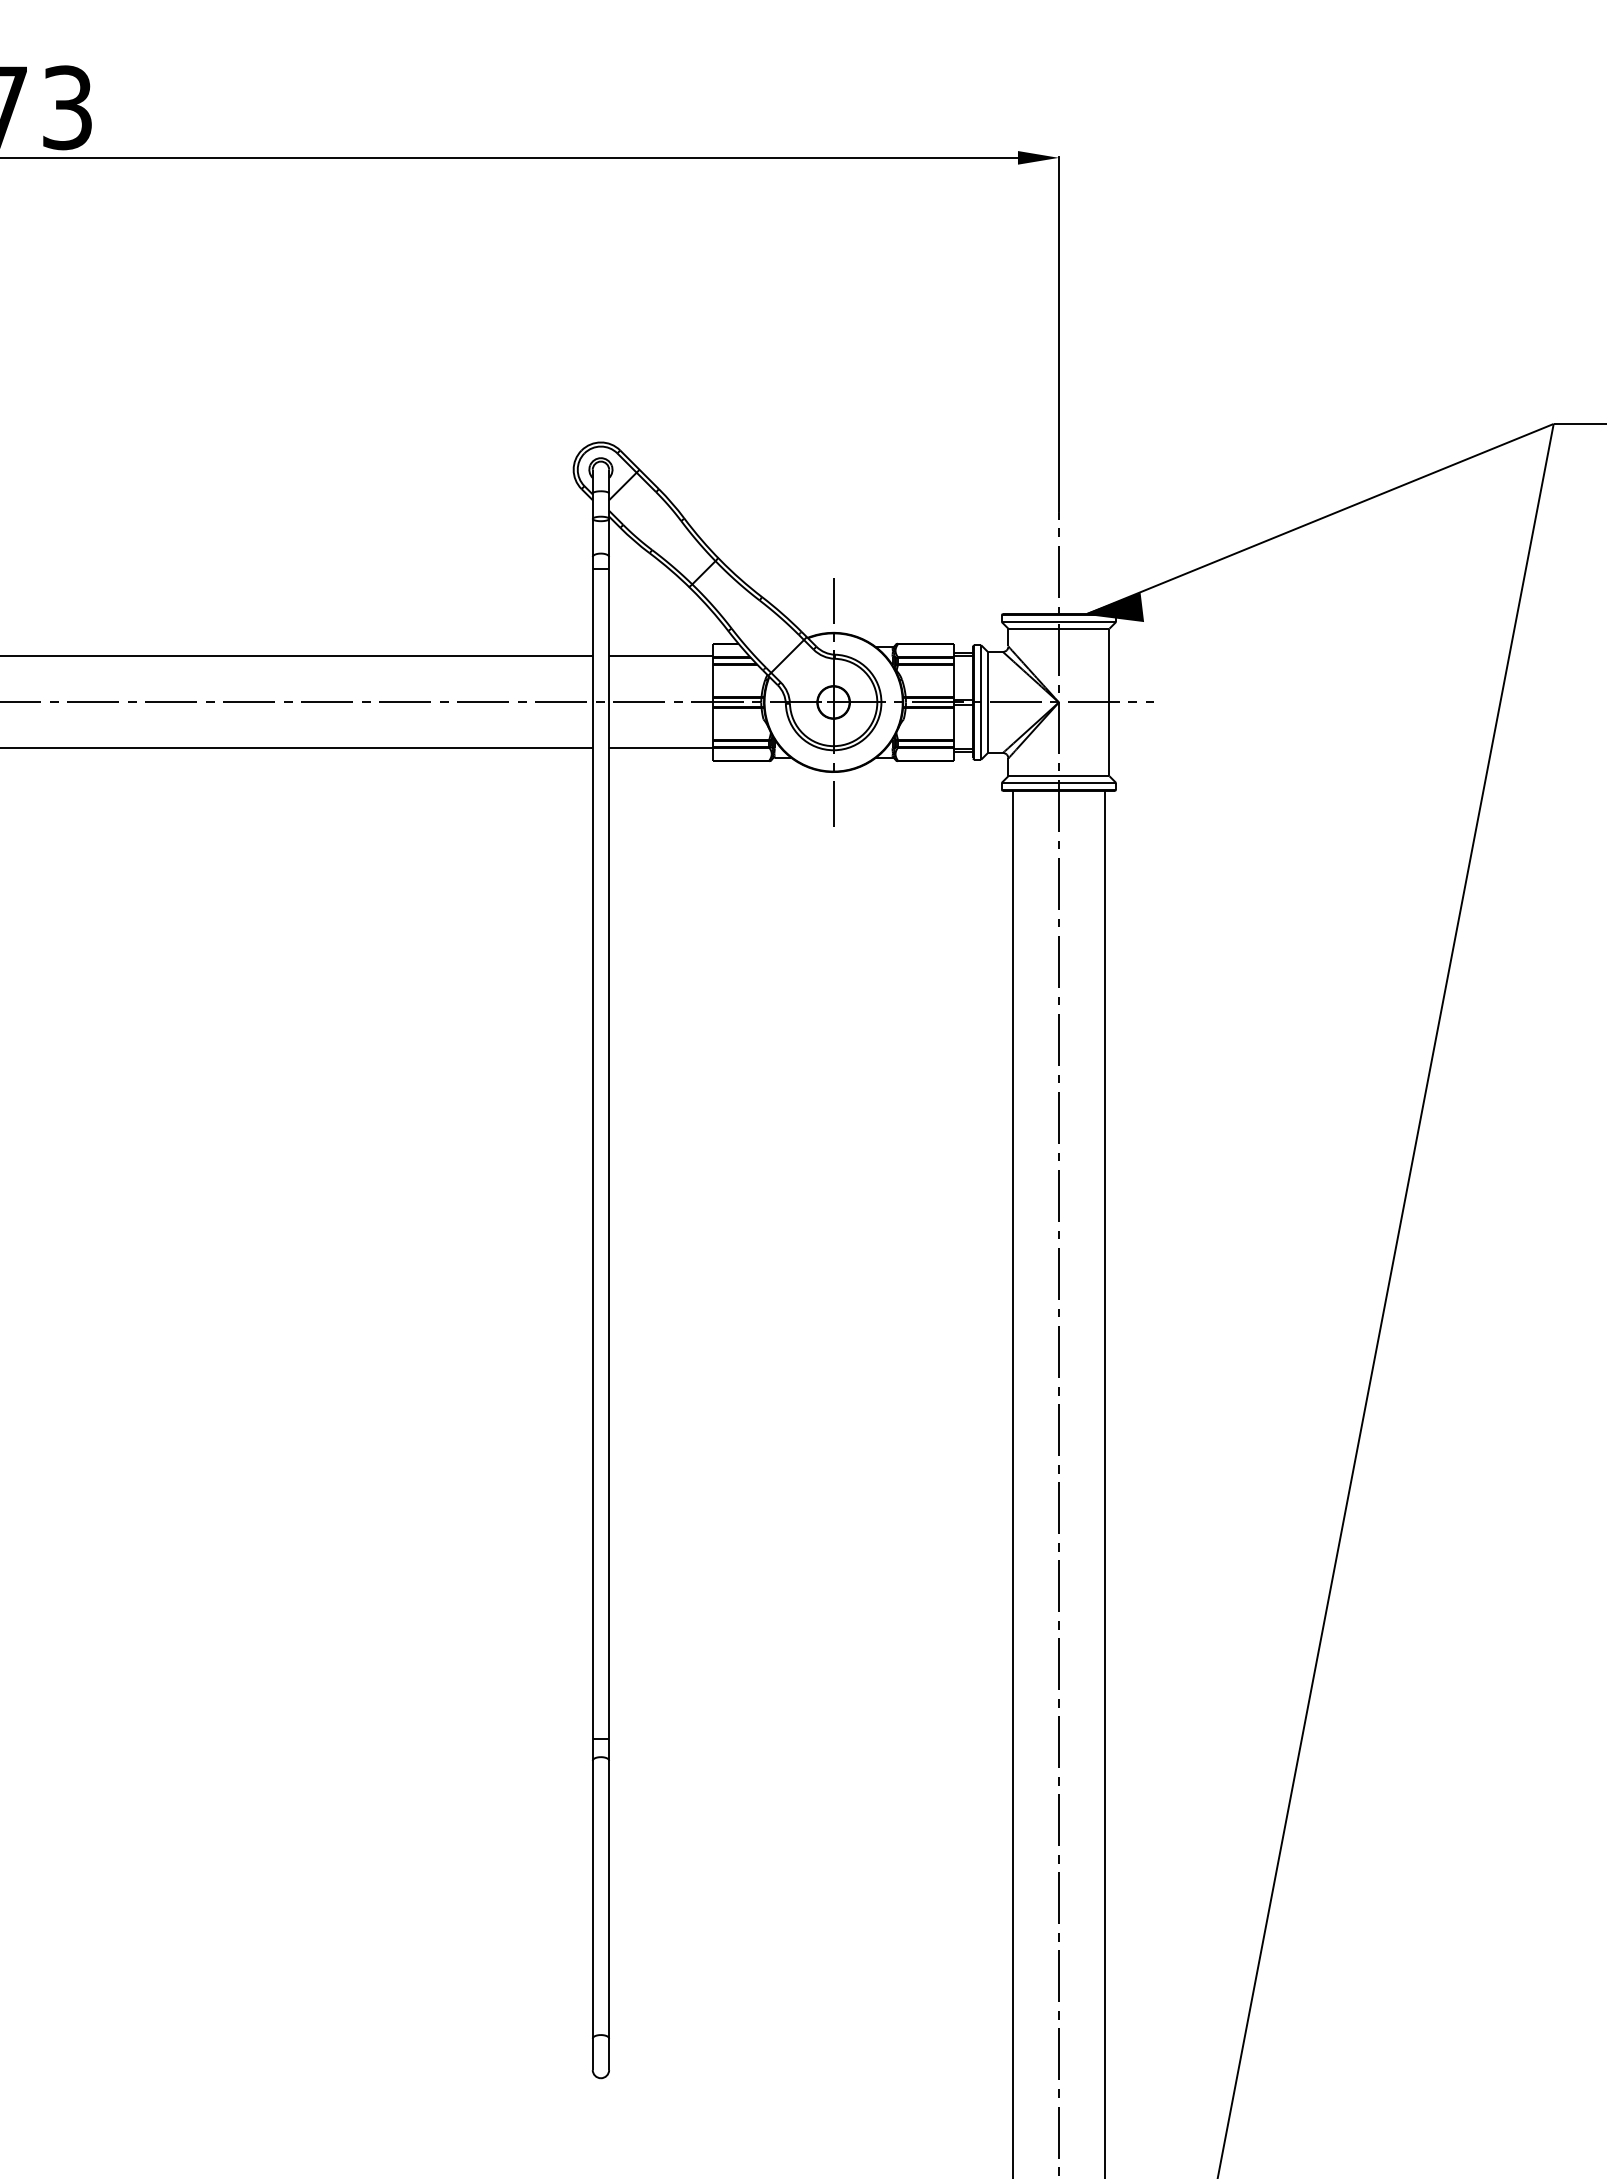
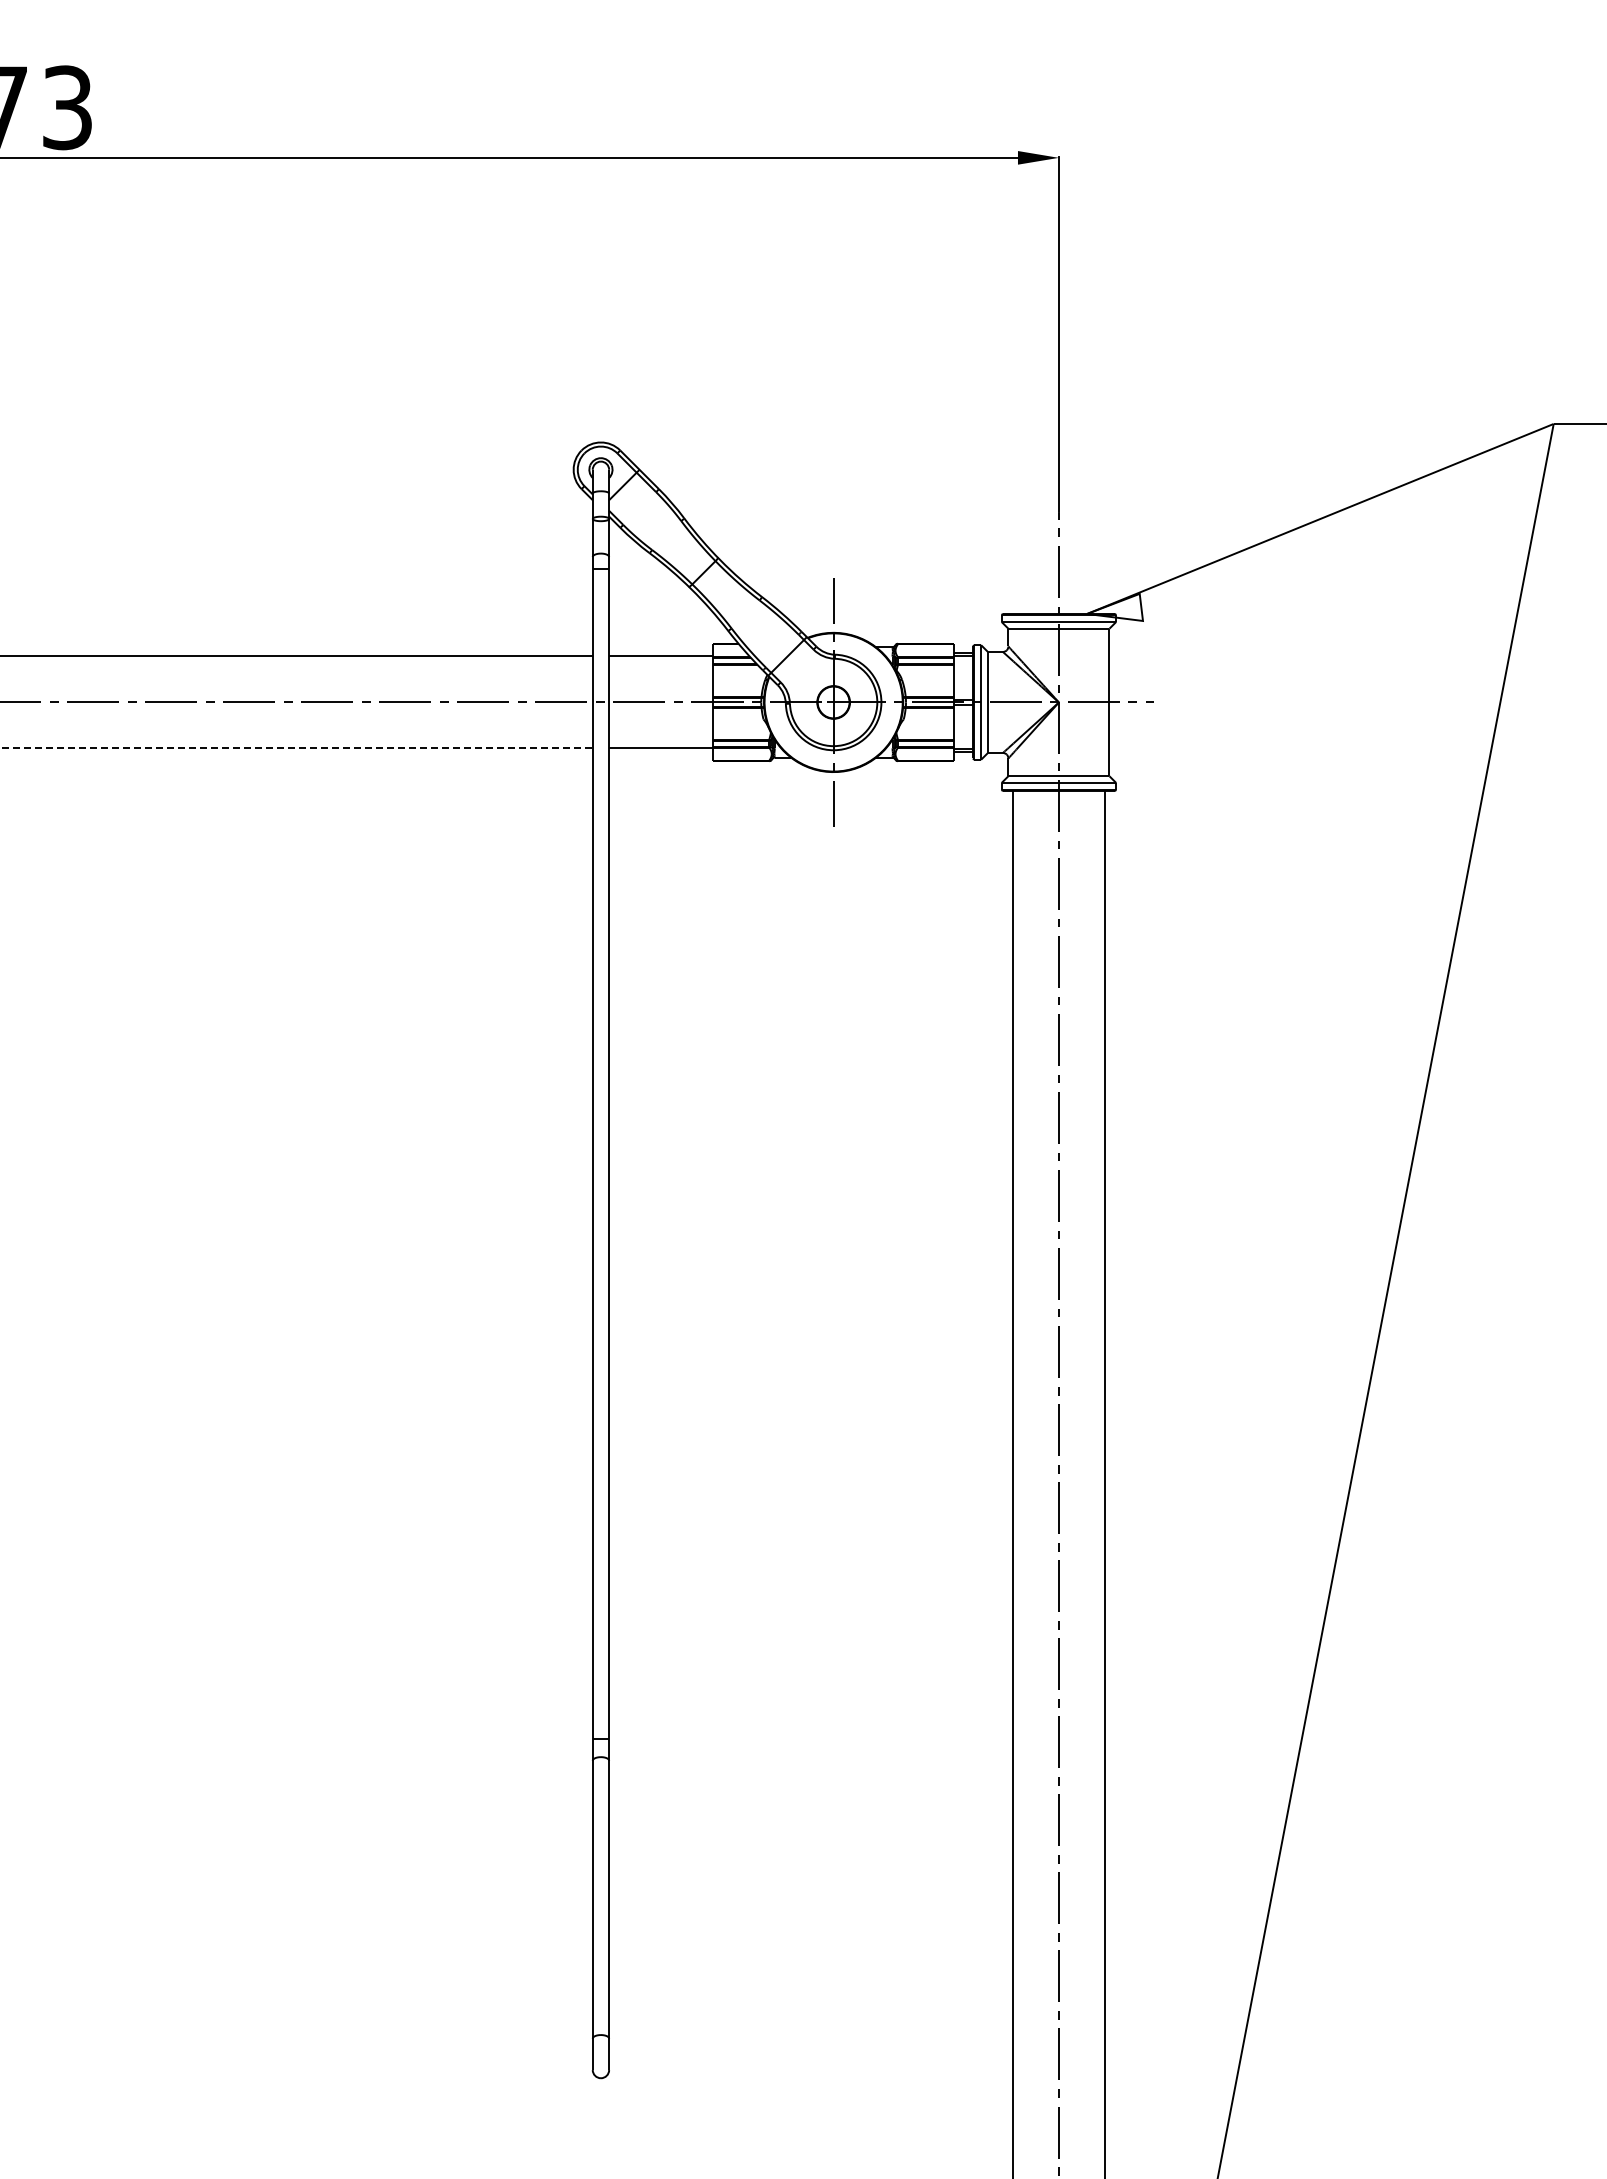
fill: present -> none (1114, 606)
line: solid -> dashed (296, 748)
